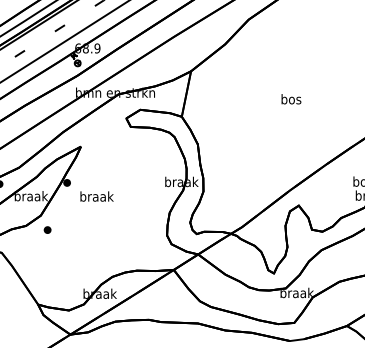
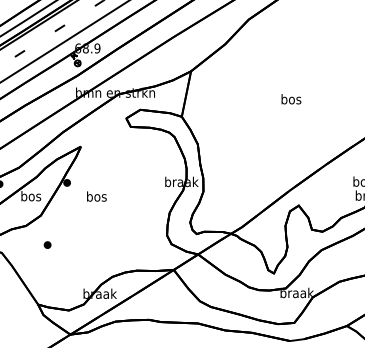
text: braak -> bos (30, 196)
text: braak -> bos (96, 196)
part position: (47, 229) -> (47, 244) (47, 244)
